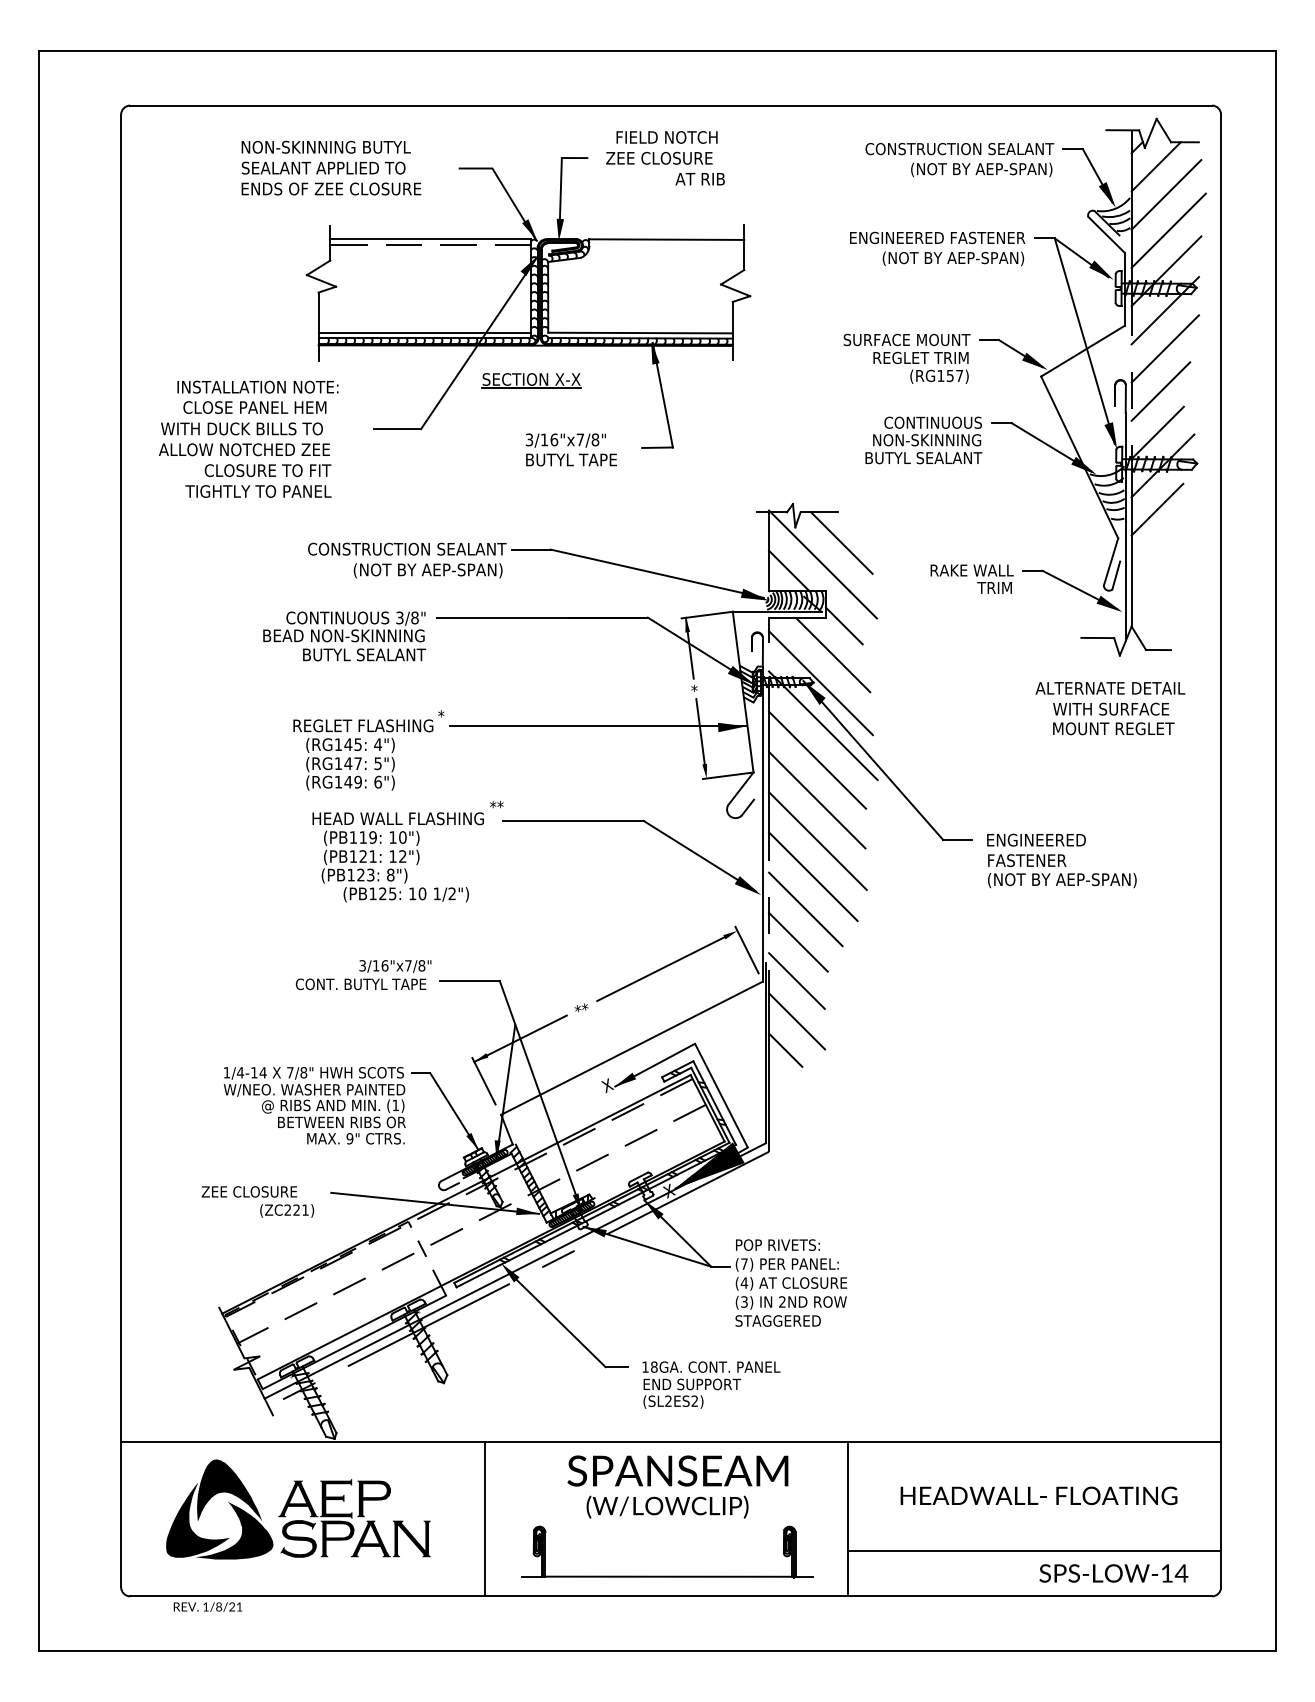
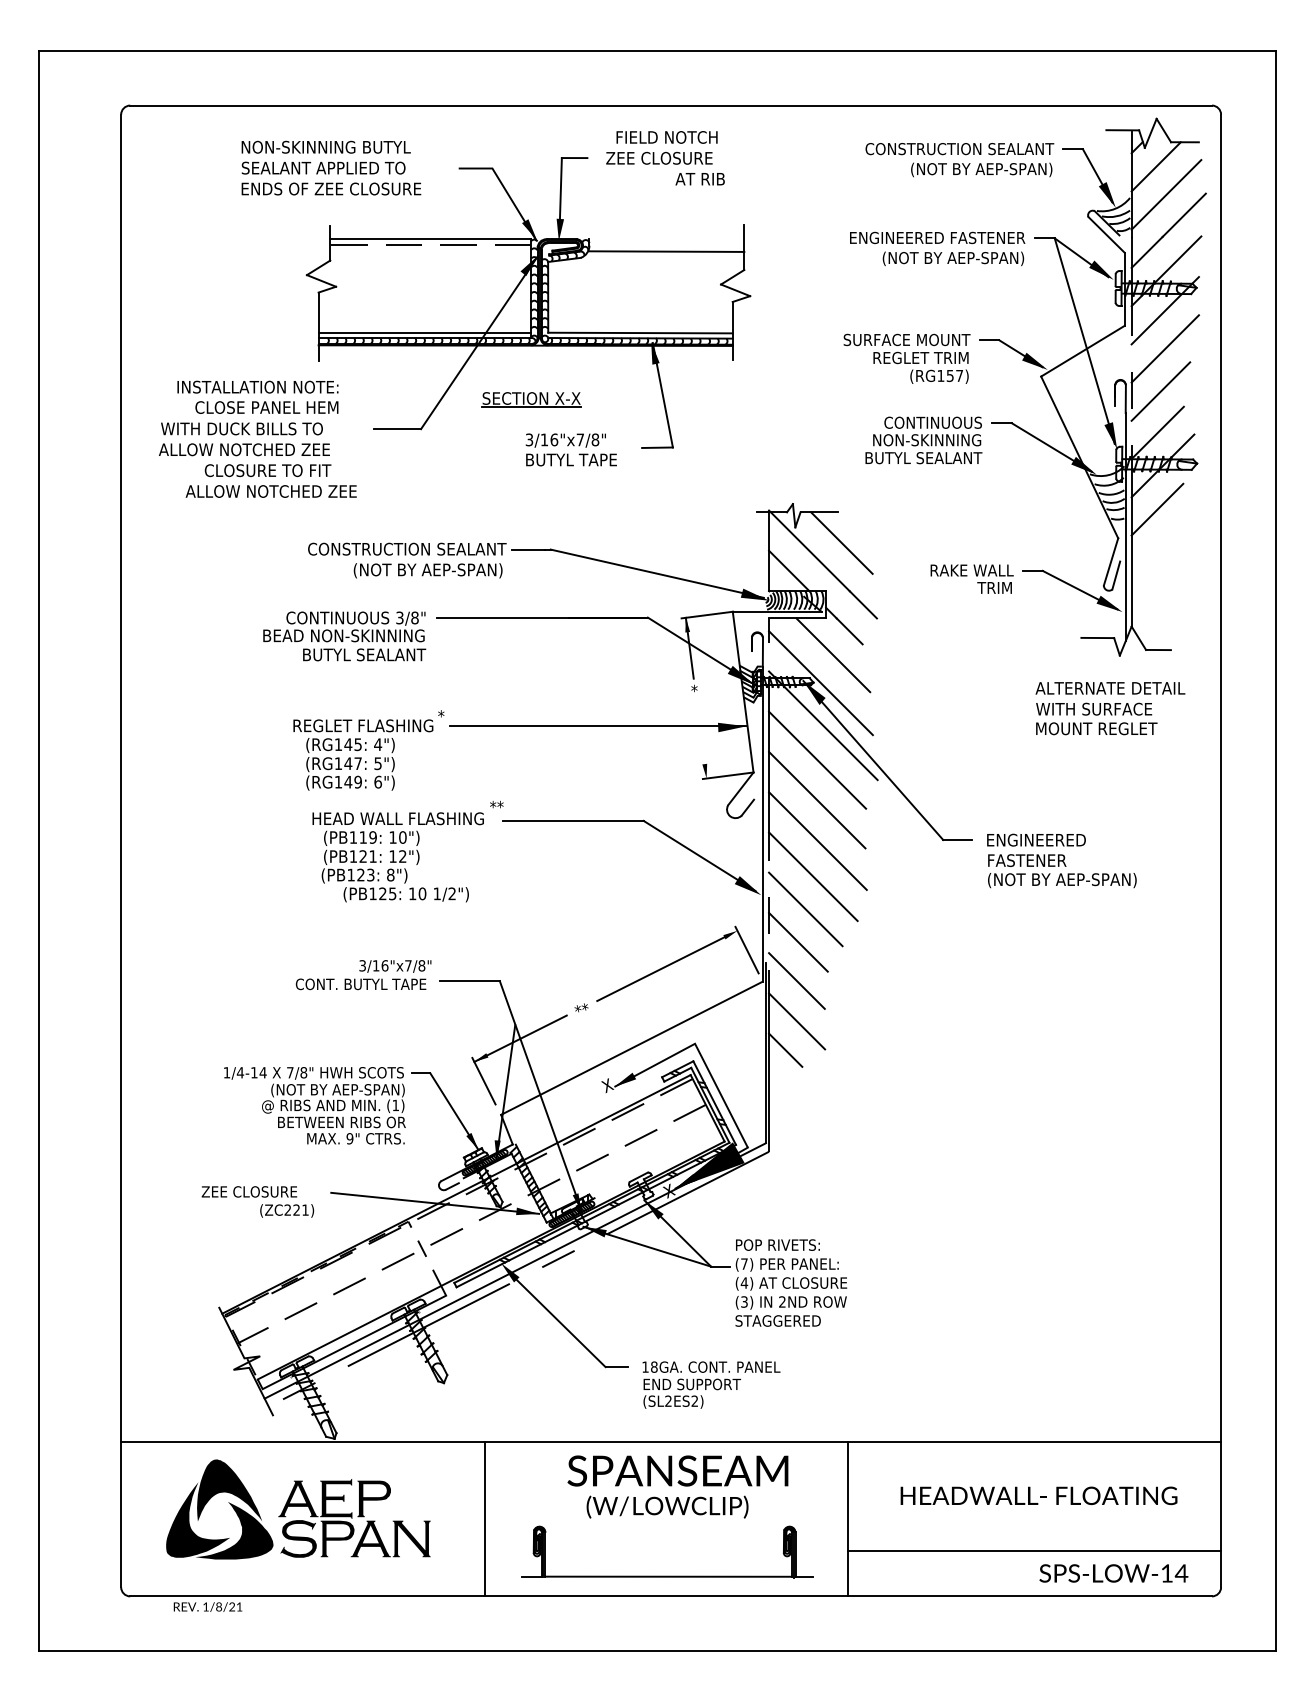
line position: (666, 239) -> (666, 251) (666, 251)
part position: (531, 380) -> (531, 399) (531, 399)
text position: (254, 407) -> (266, 407) (266, 407)
text: TIGHTLY TO PANEL -> ALLOW NOTCHED ZEE (270, 491)
text position: (1113, 718) -> (1096, 718) (1096, 718)
line: present -> none (700, 731)
text: W/NEO. WASHER PAINTED -> (NOT BY AEP-SPAN) (314, 1090)
